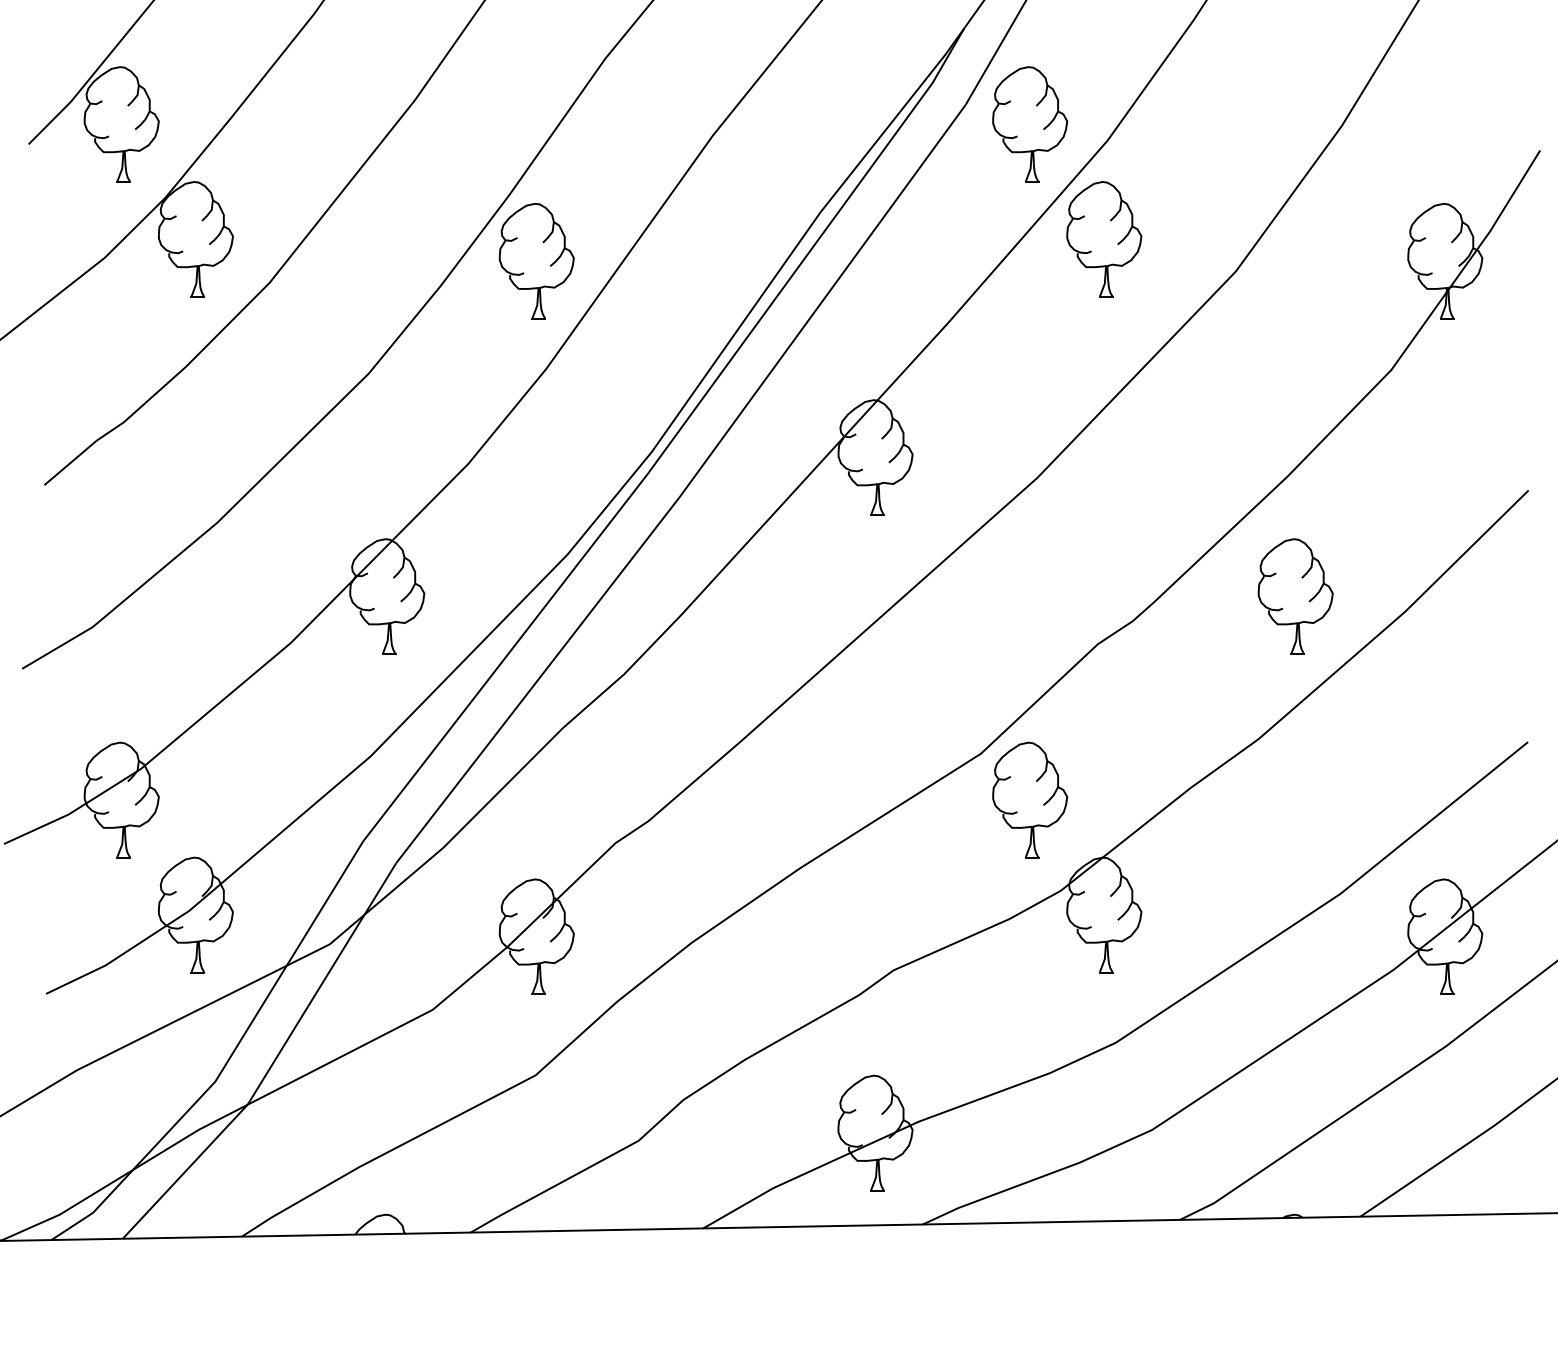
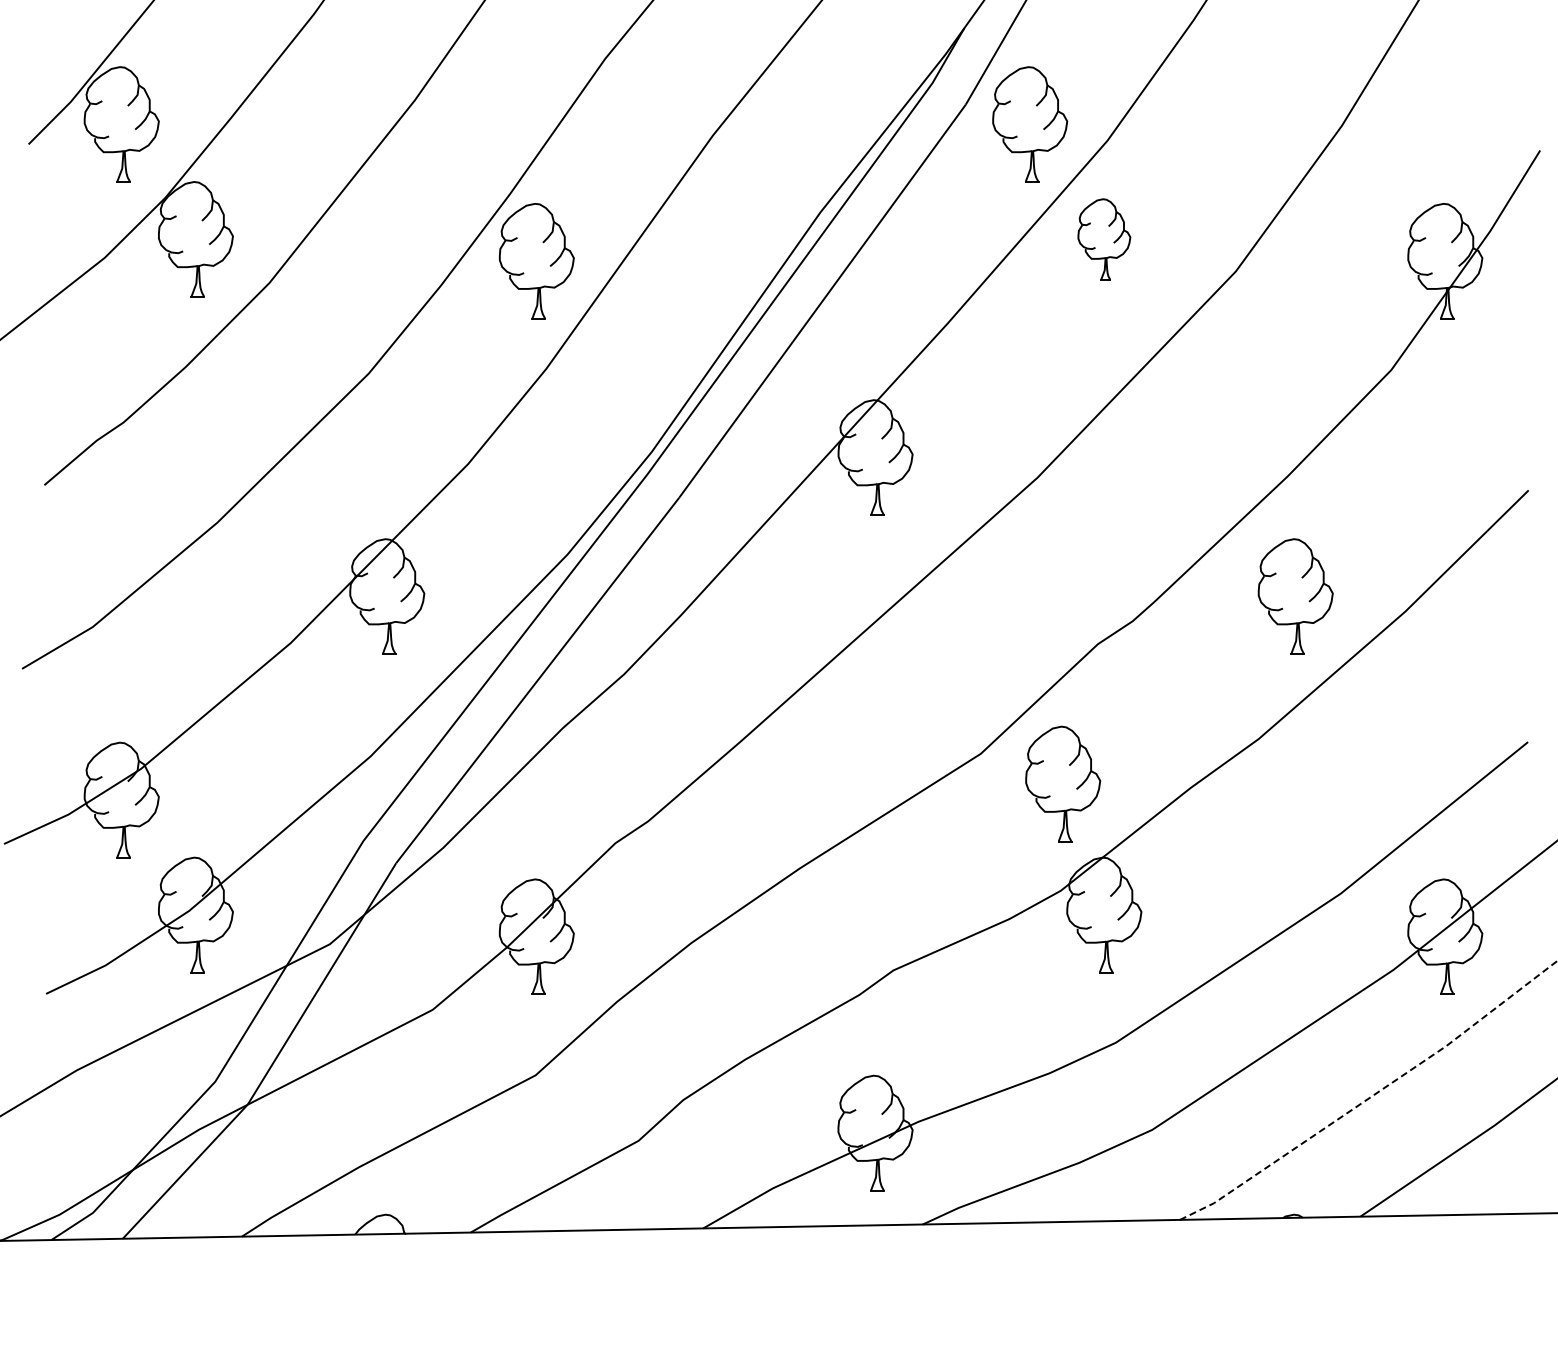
part size: 77x117 px -> 55x83 px (1104, 239)
part position: (1030, 799) -> (1063, 783) (1063, 783)
line: solid -> dashed (1372, 1096)
